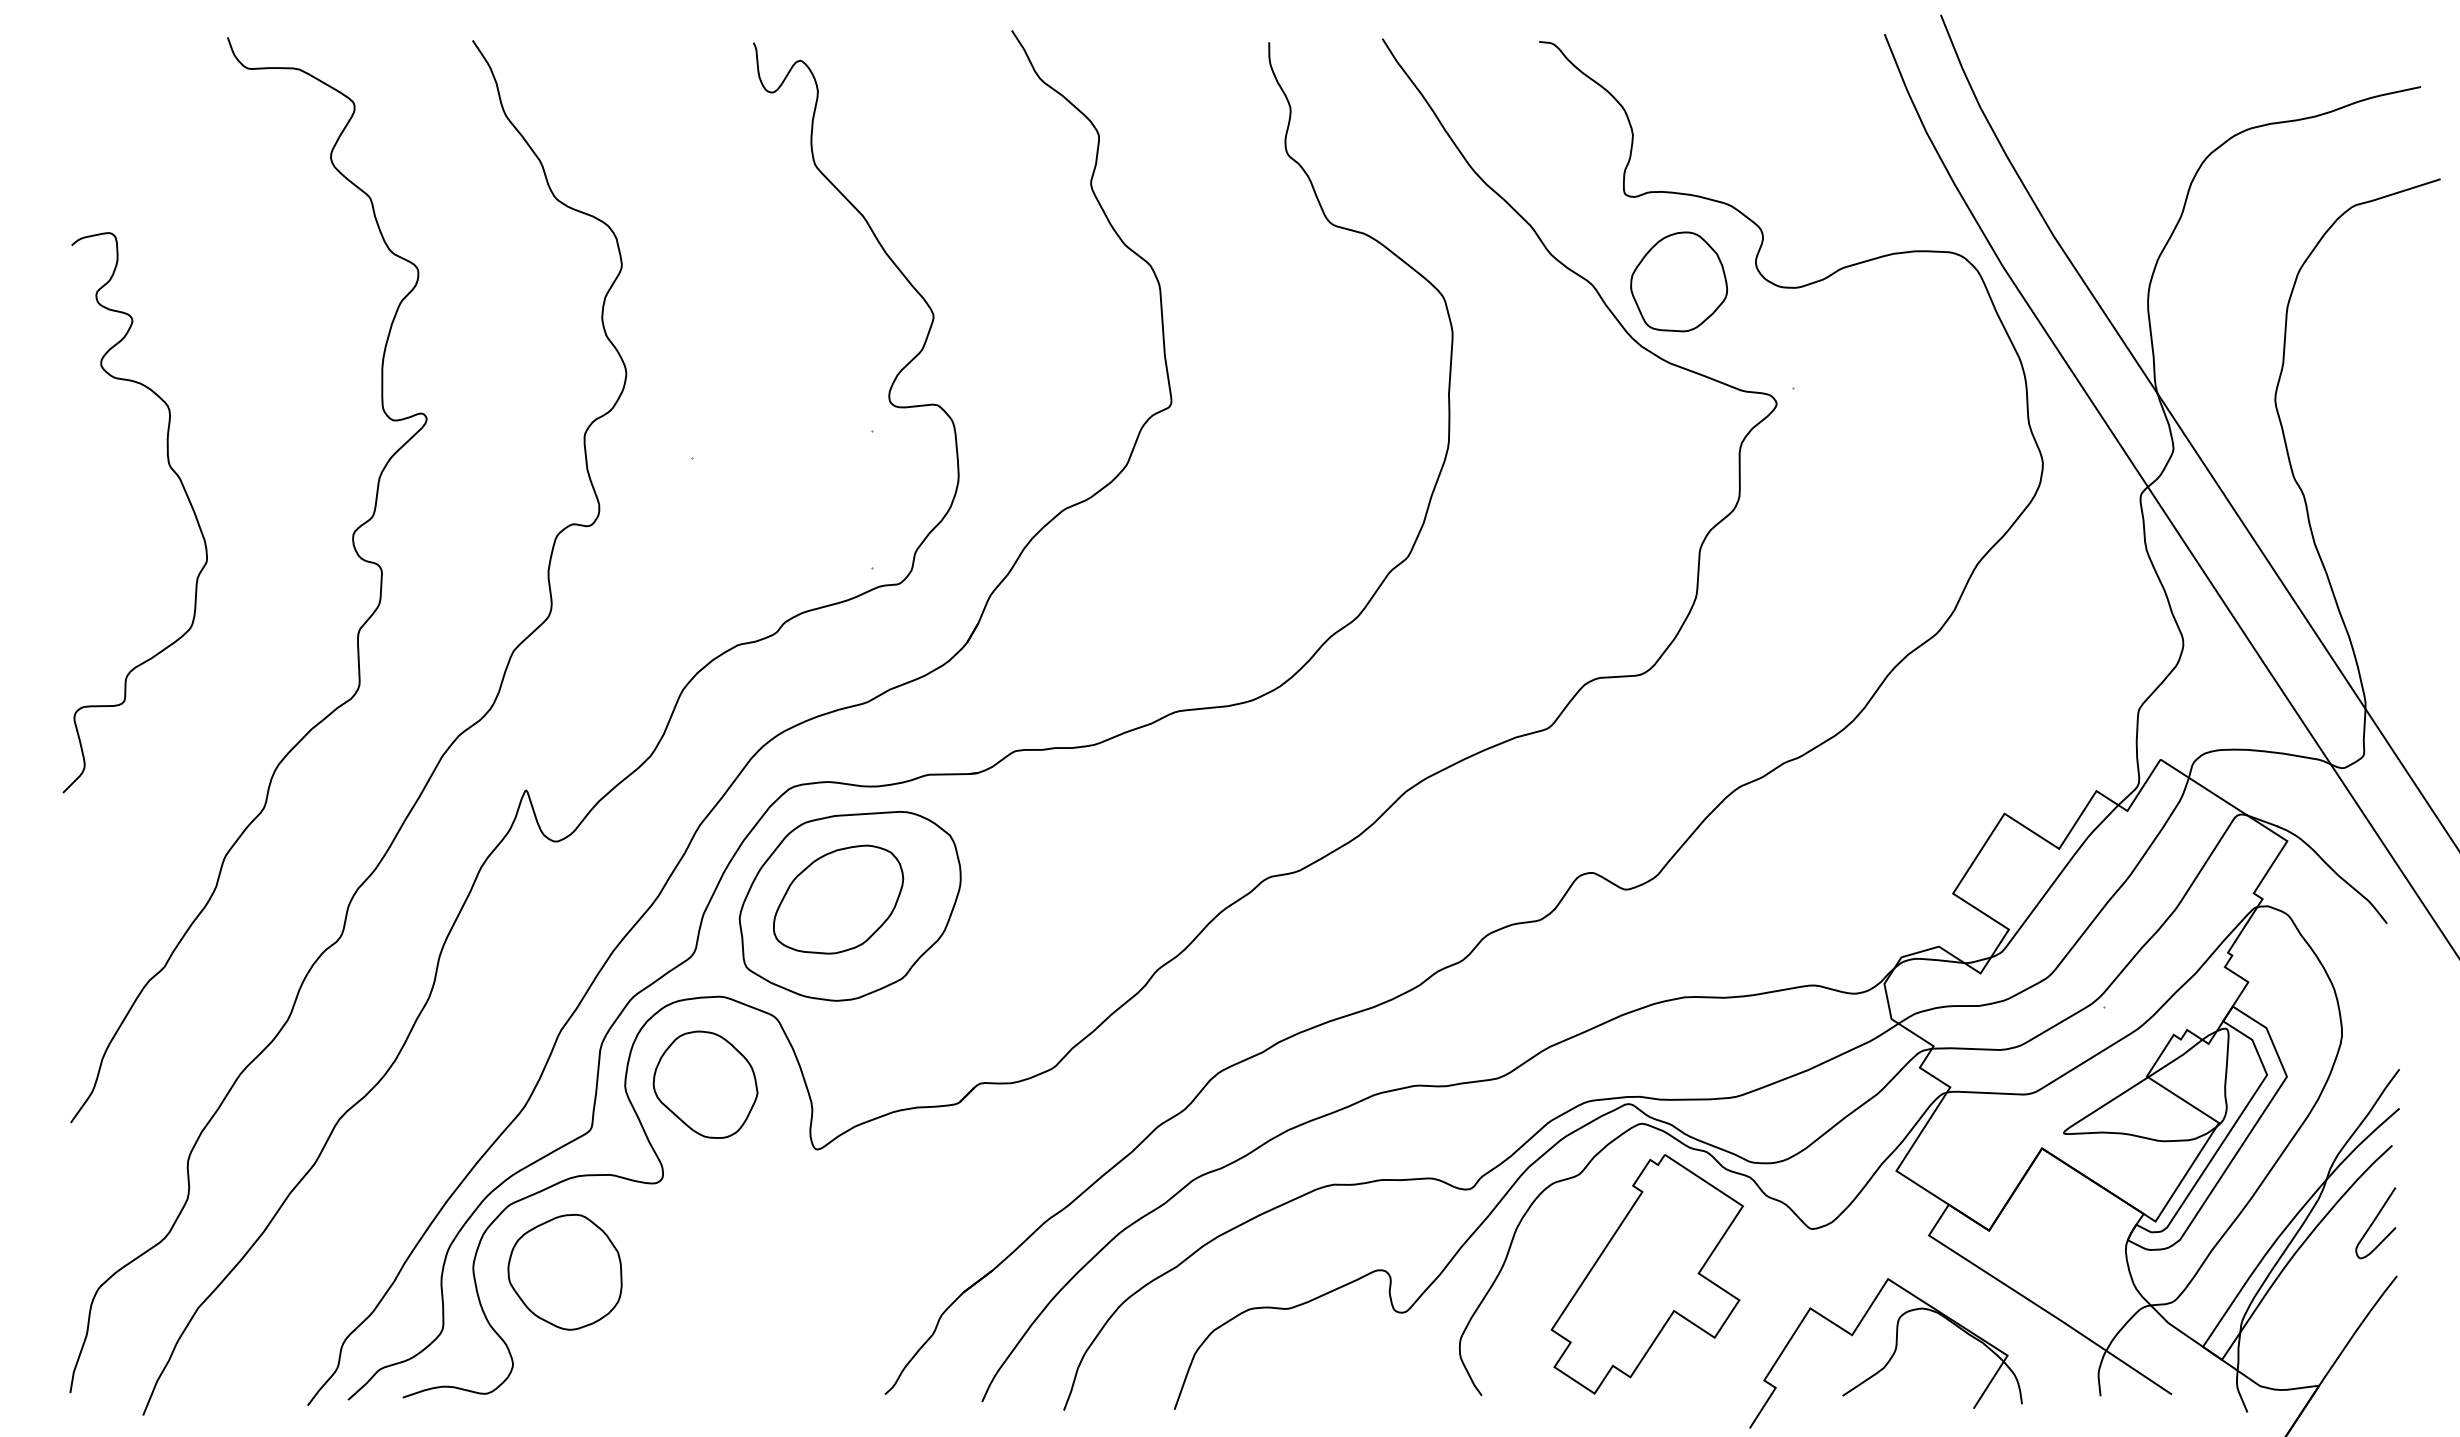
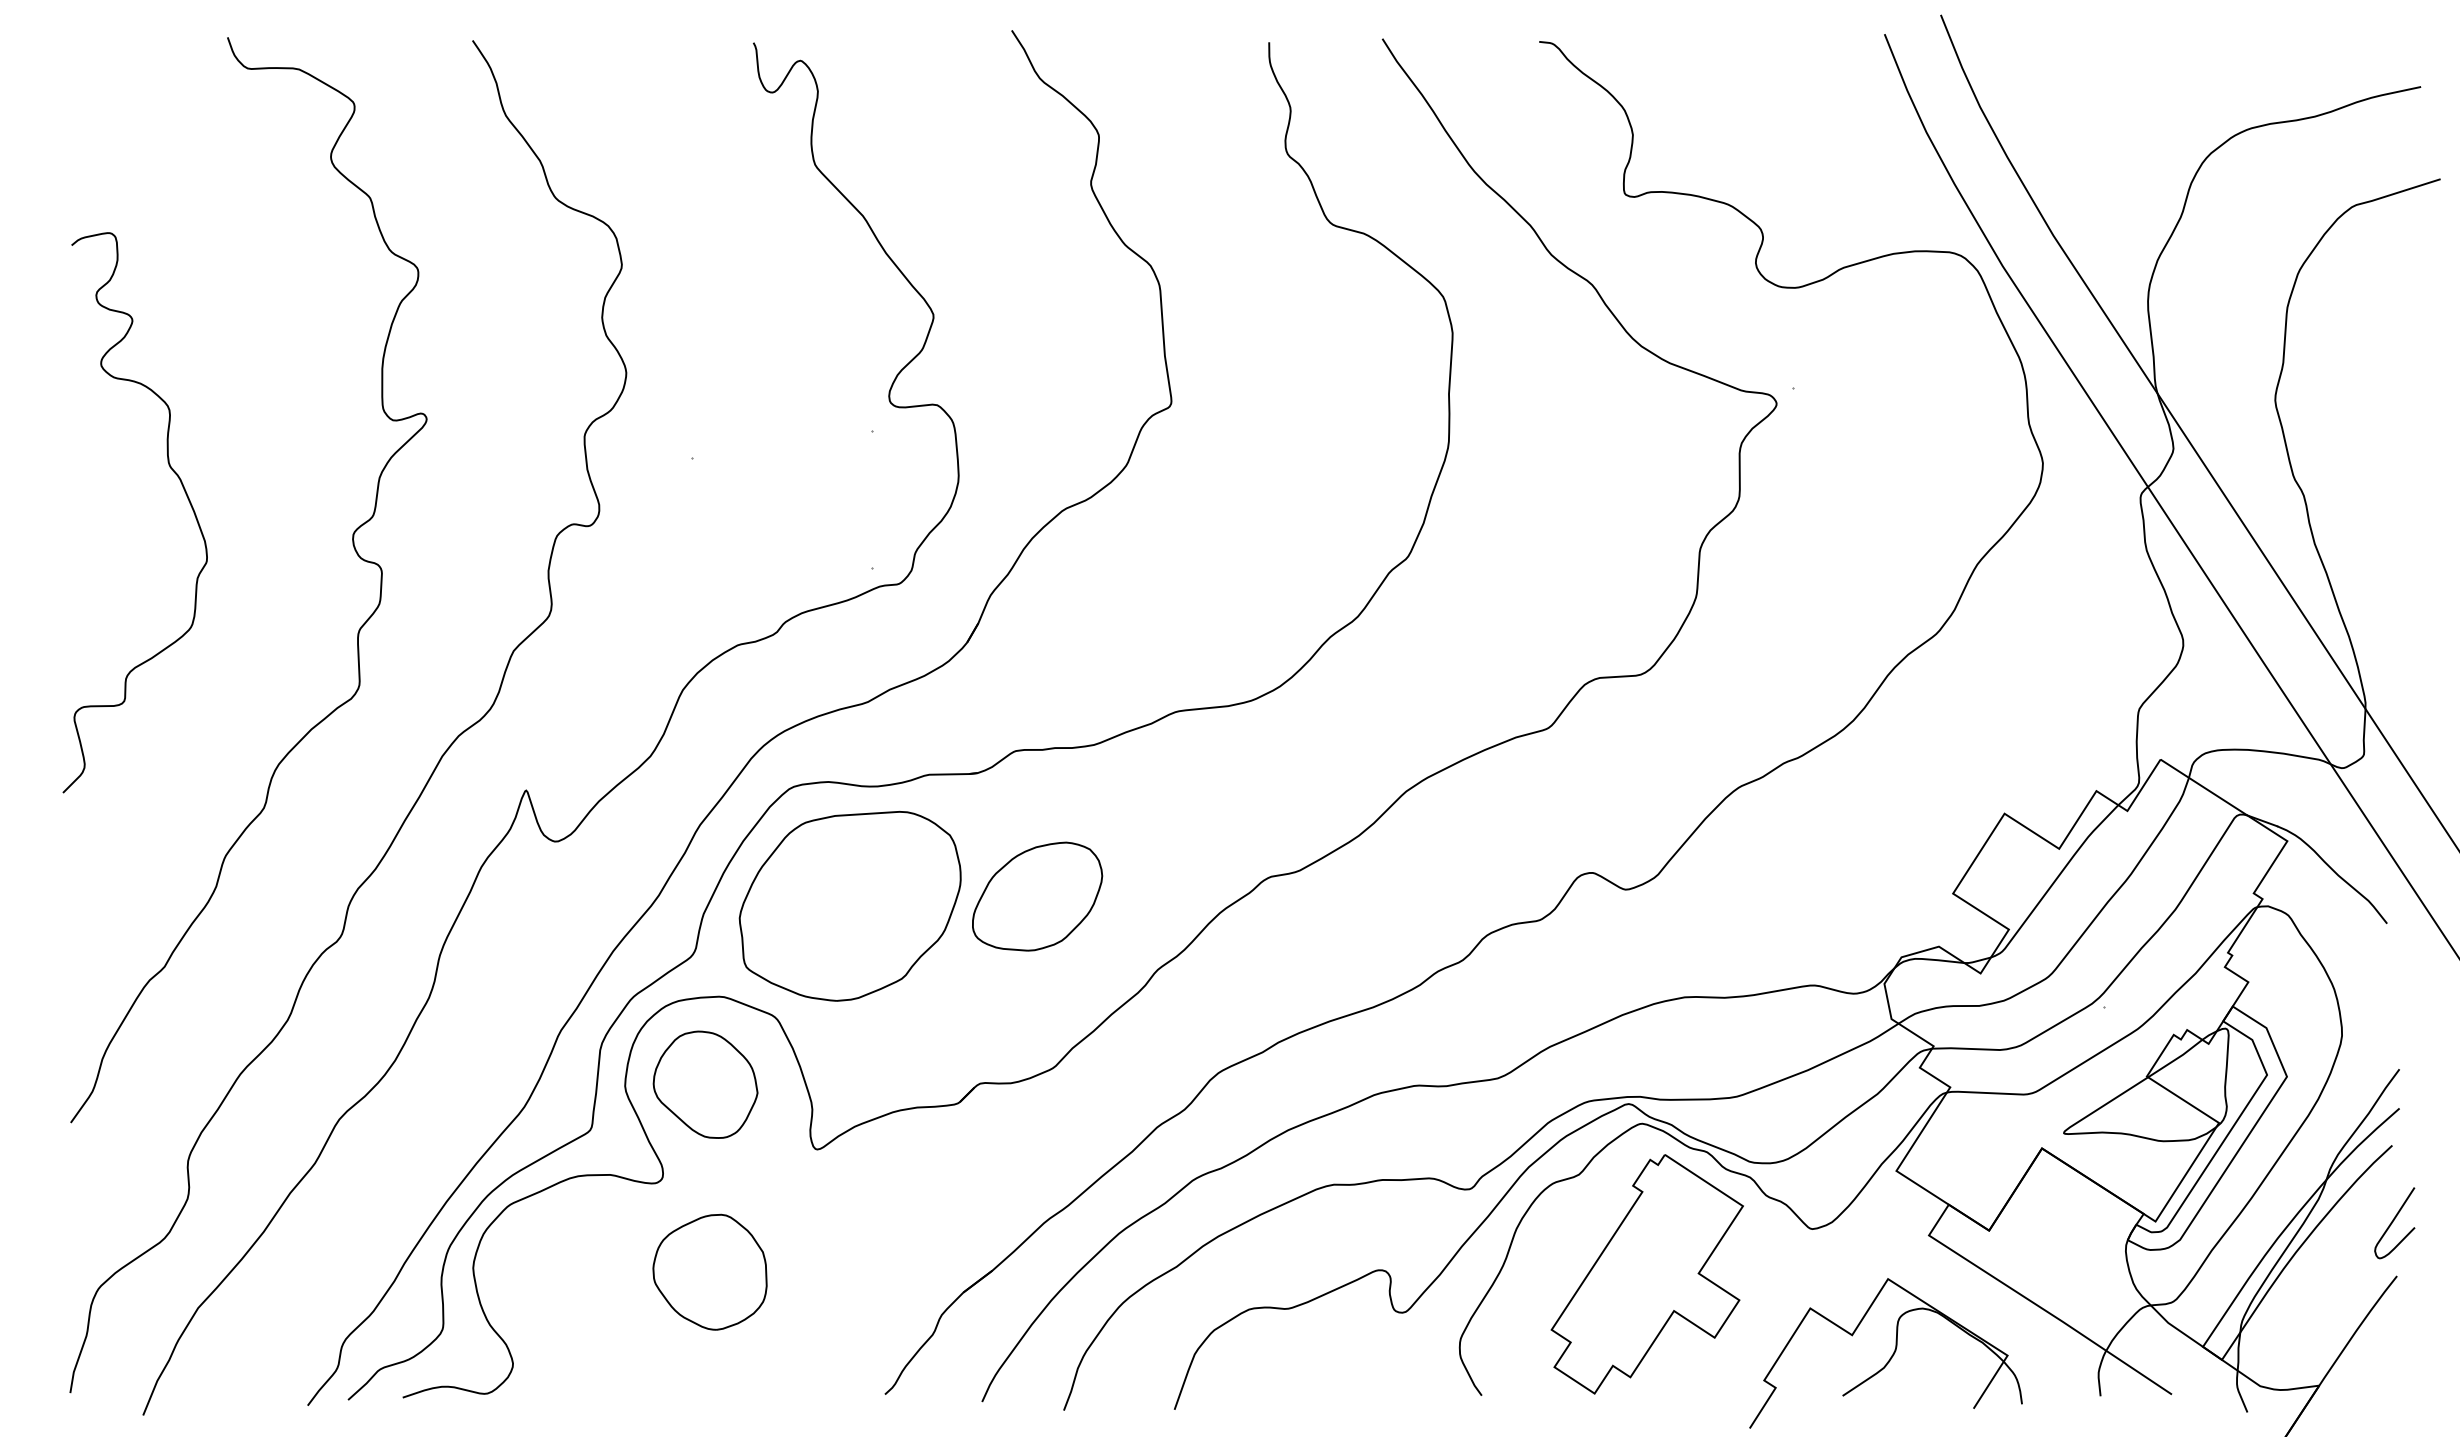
part: present -> none (1679, 281)
part position: (838, 899) -> (1037, 896) (1037, 896)
curve position: (2374, 1222) -> (2393, 1222) (2393, 1222)
part position: (564, 1271) -> (709, 1271) (709, 1271)
